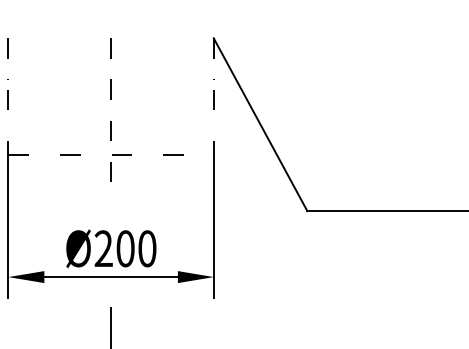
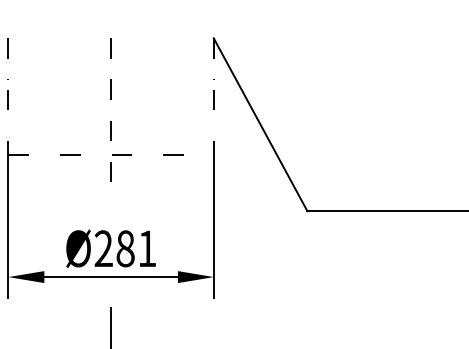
text: Ø200 -> Ø281 (136, 248)
